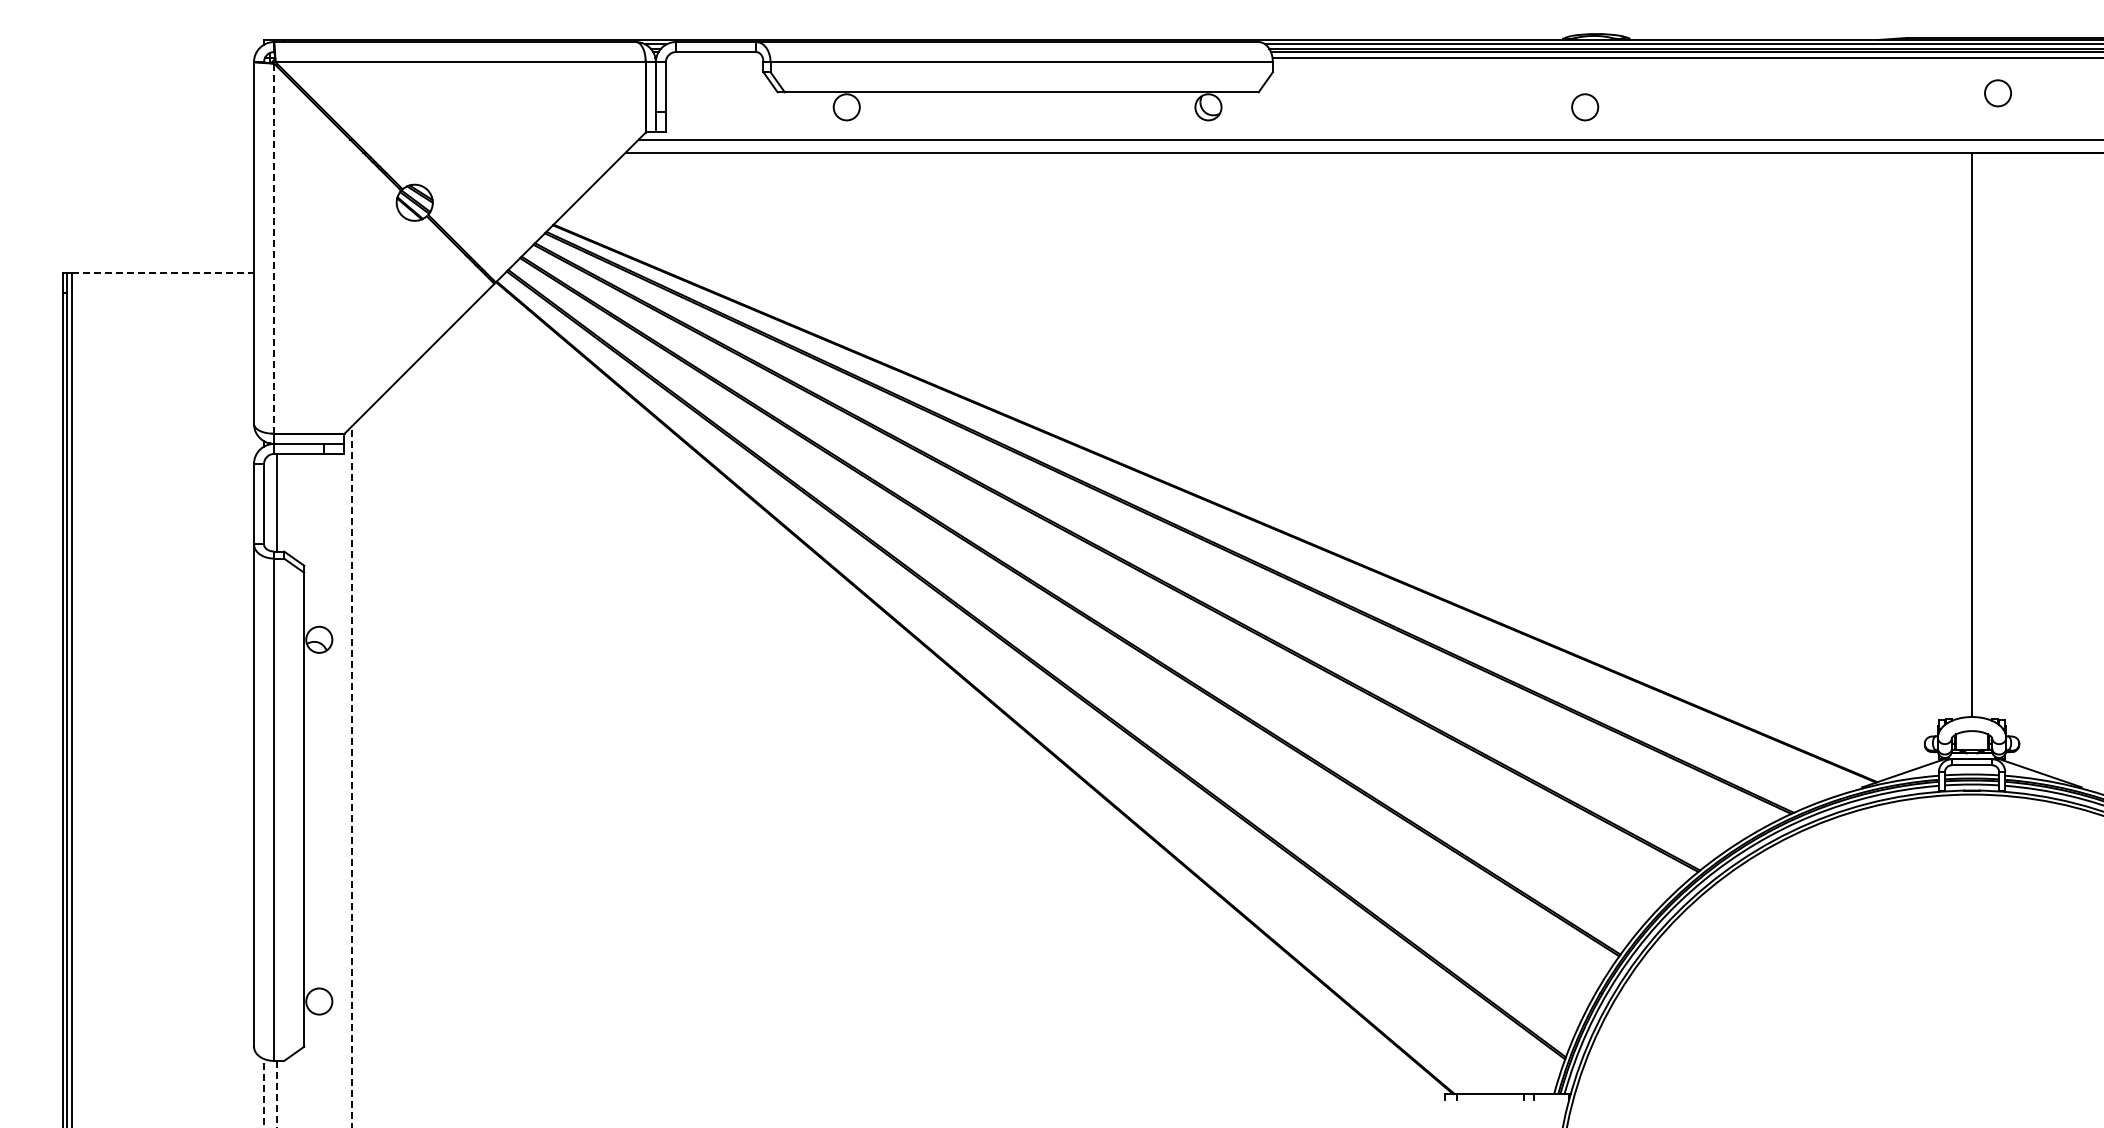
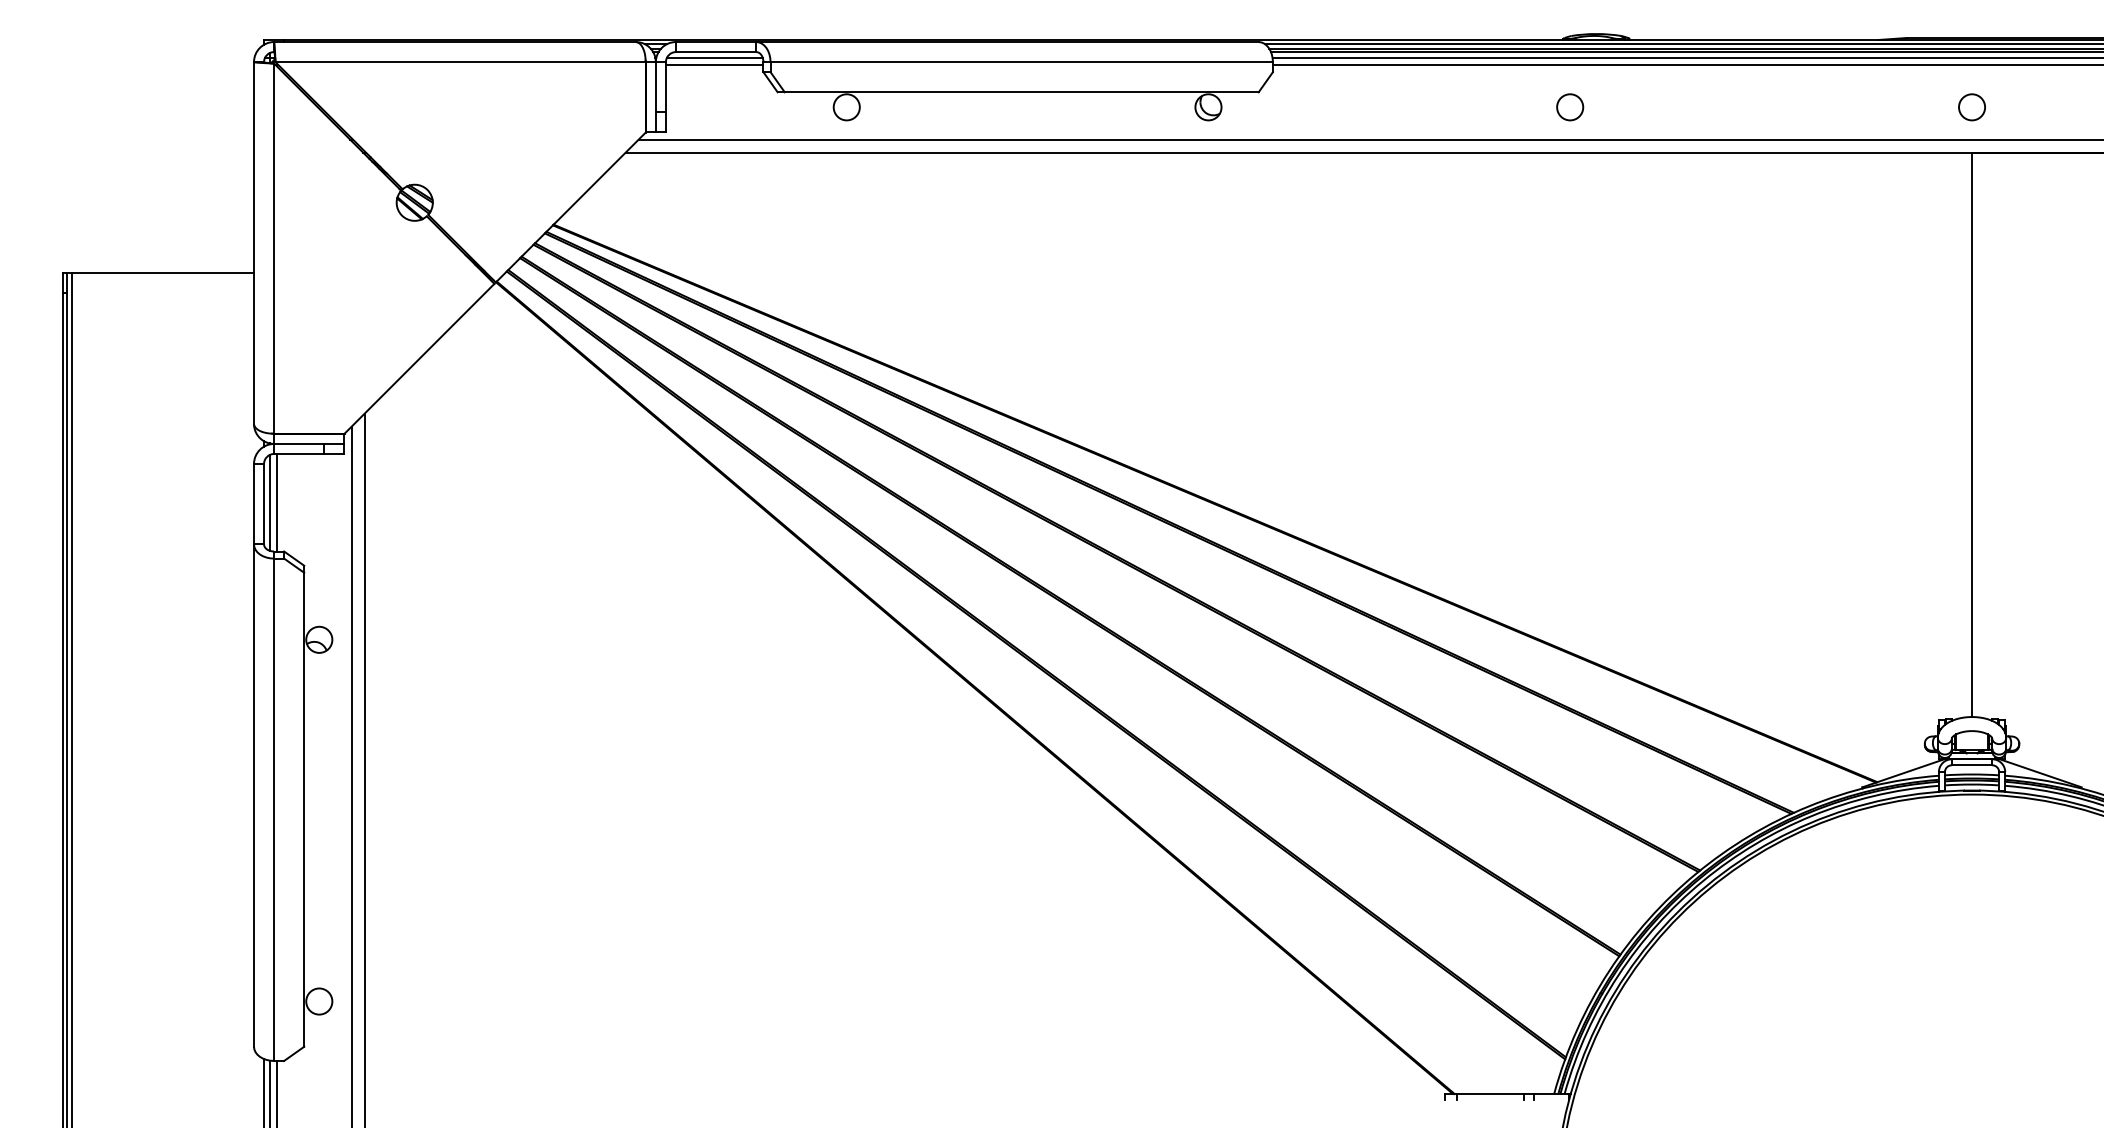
line: none -> present (714, 58)
line: none -> present (714, 64)
line: none -> present (1686, 64)
circle position: (1997, 93) -> (1971, 107) (1971, 107)
circle position: (1585, 107) -> (1570, 107) (1570, 107)
line: dashed -> solid (274, 248)
line: dashed -> solid (163, 273)
line: none -> present (270, 502)
line: none -> present (364, 768)
line: dashed -> solid (351, 776)
line: none -> present (270, 1092)
line: dashed -> solid (264, 1093)
line: dashed -> solid (276, 1093)
